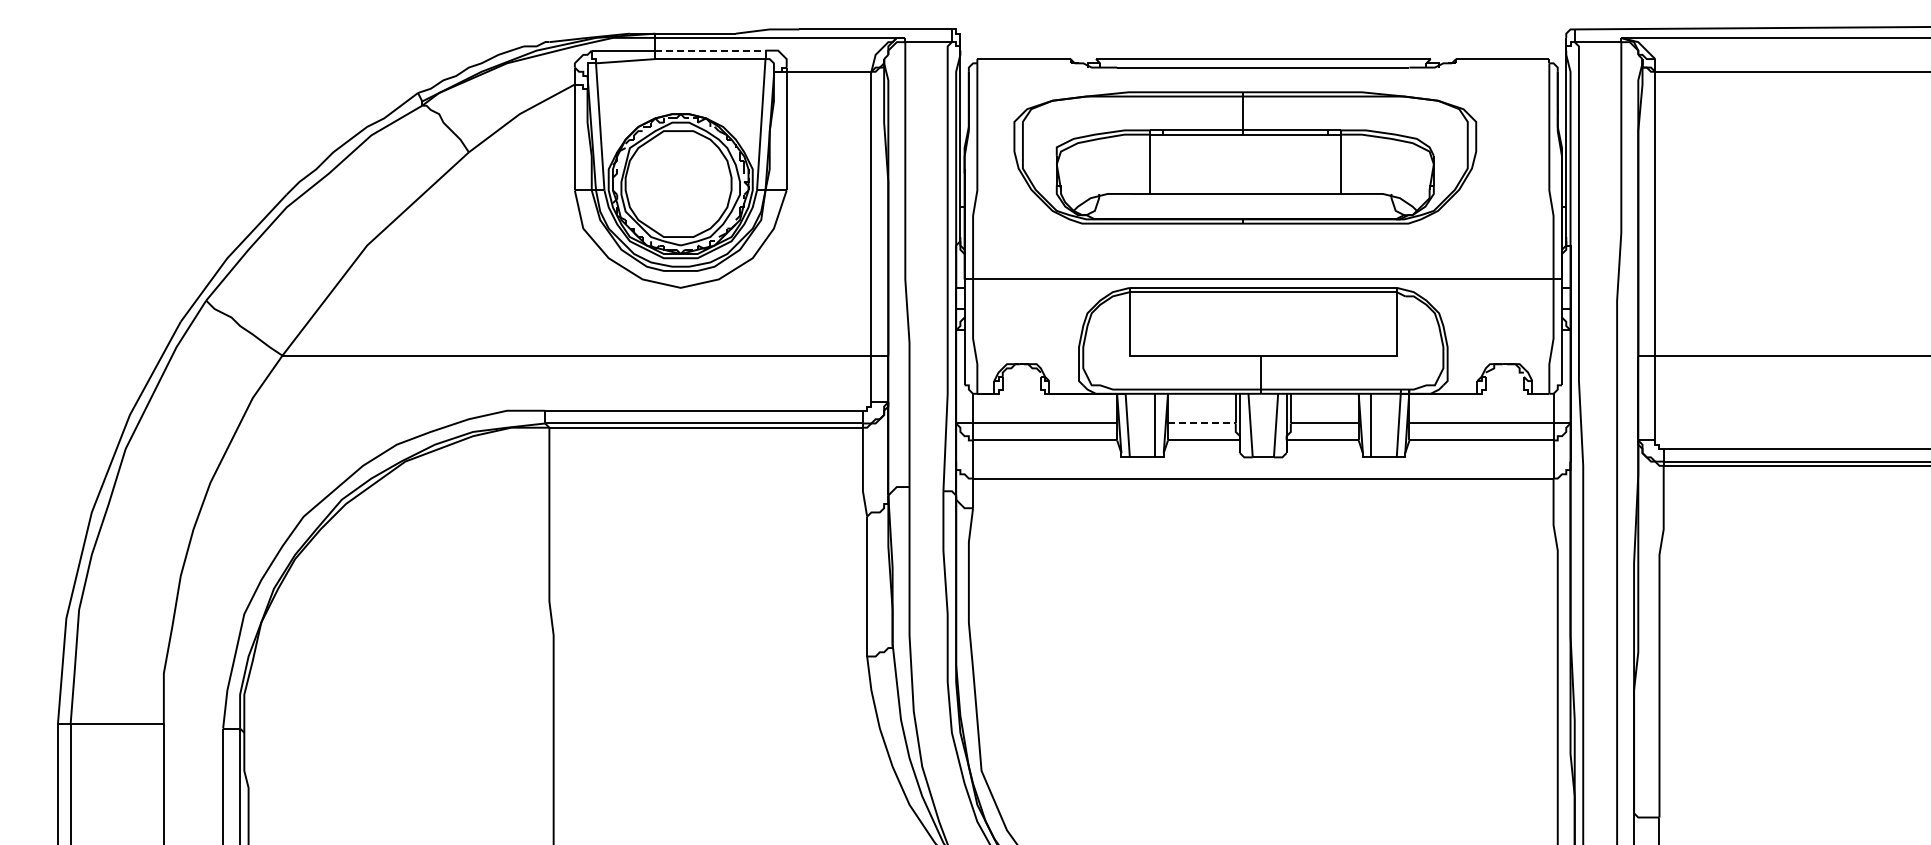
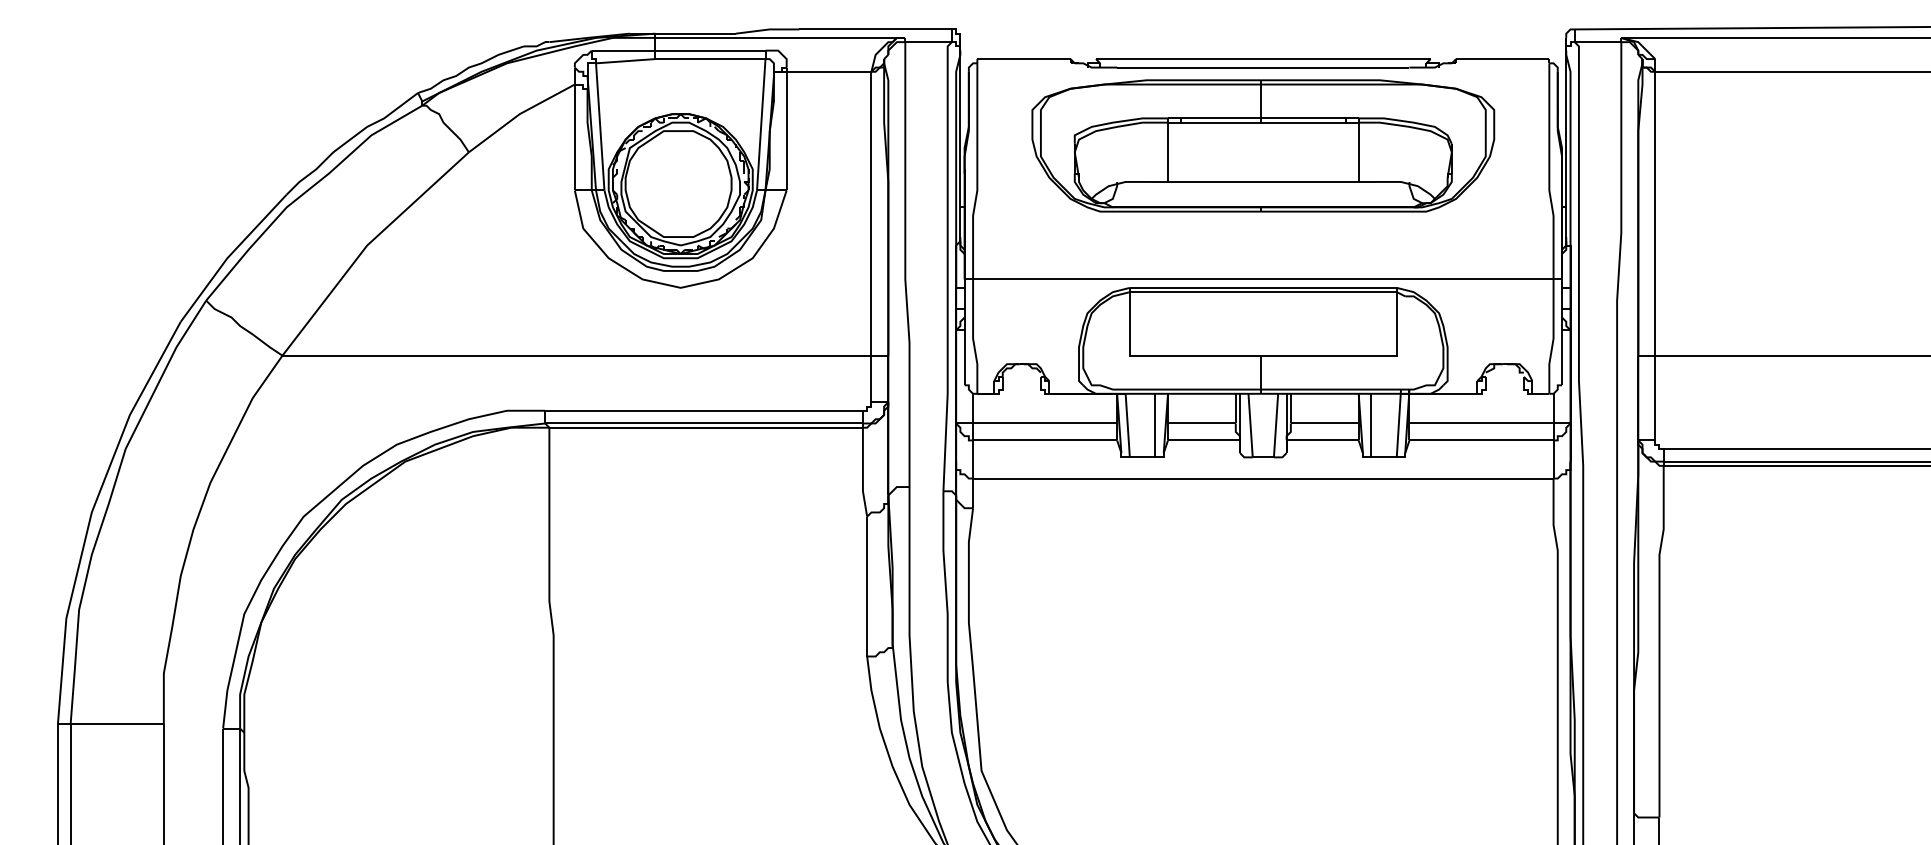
line: dashed -> solid (710, 50)
part position: (1245, 157) -> (1263, 145) (1263, 145)
line: dashed -> solid (1201, 423)
